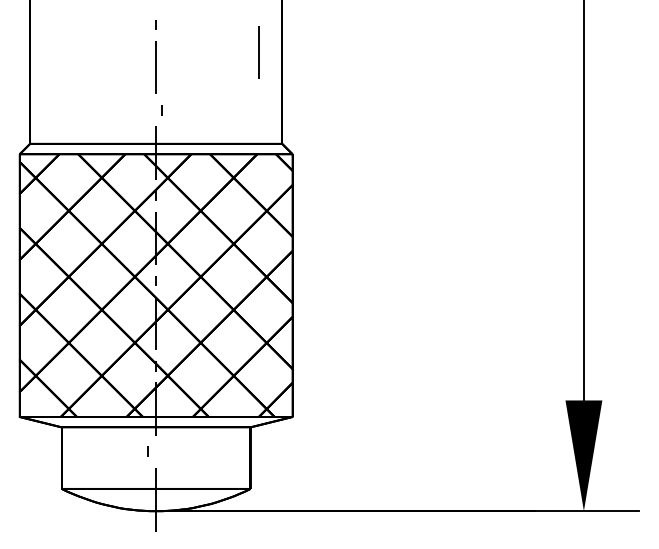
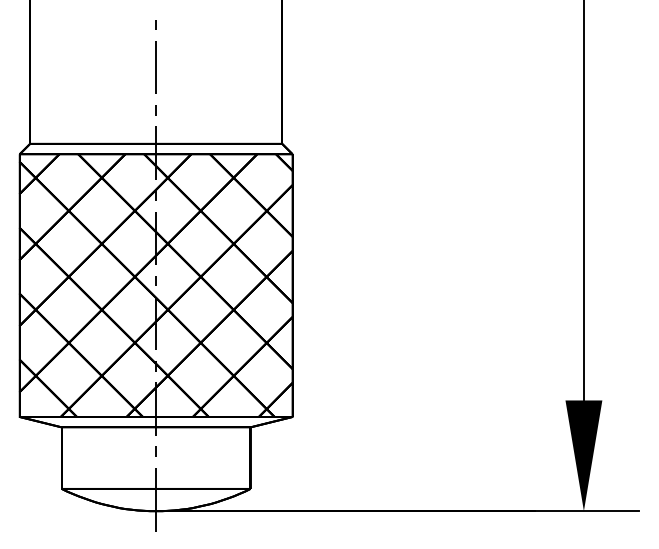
line: present -> none (258, 52)
line position: (161, 110) -> (155, 110) (155, 110)
line position: (147, 451) -> (155, 451) (155, 451)
